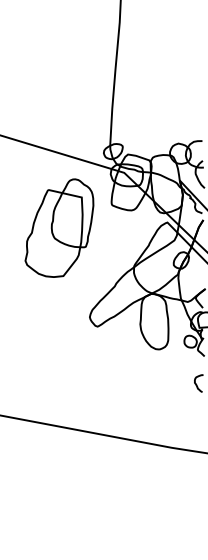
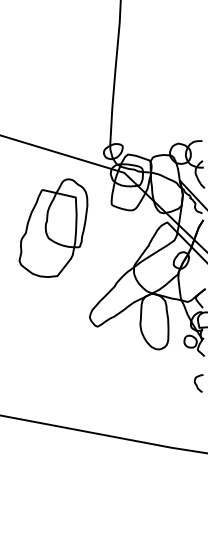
part position: (59, 227) -> (53, 227) (53, 227)
